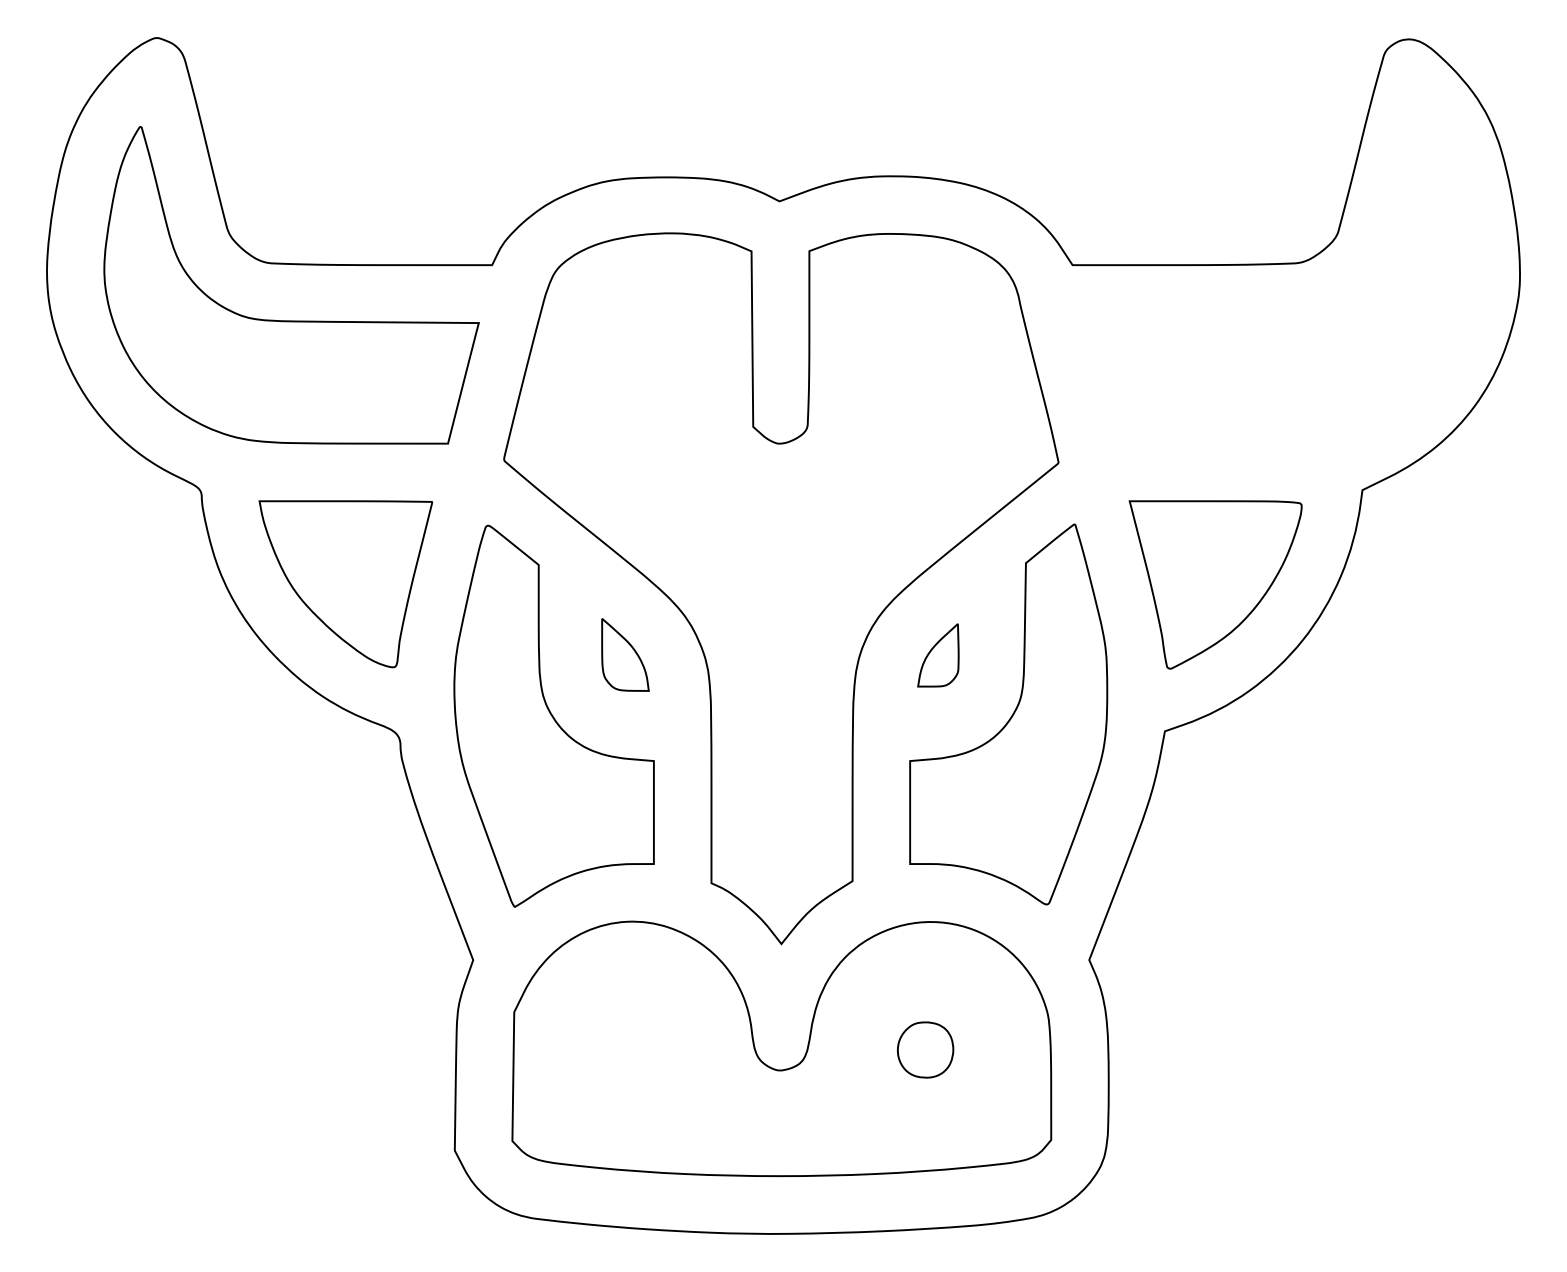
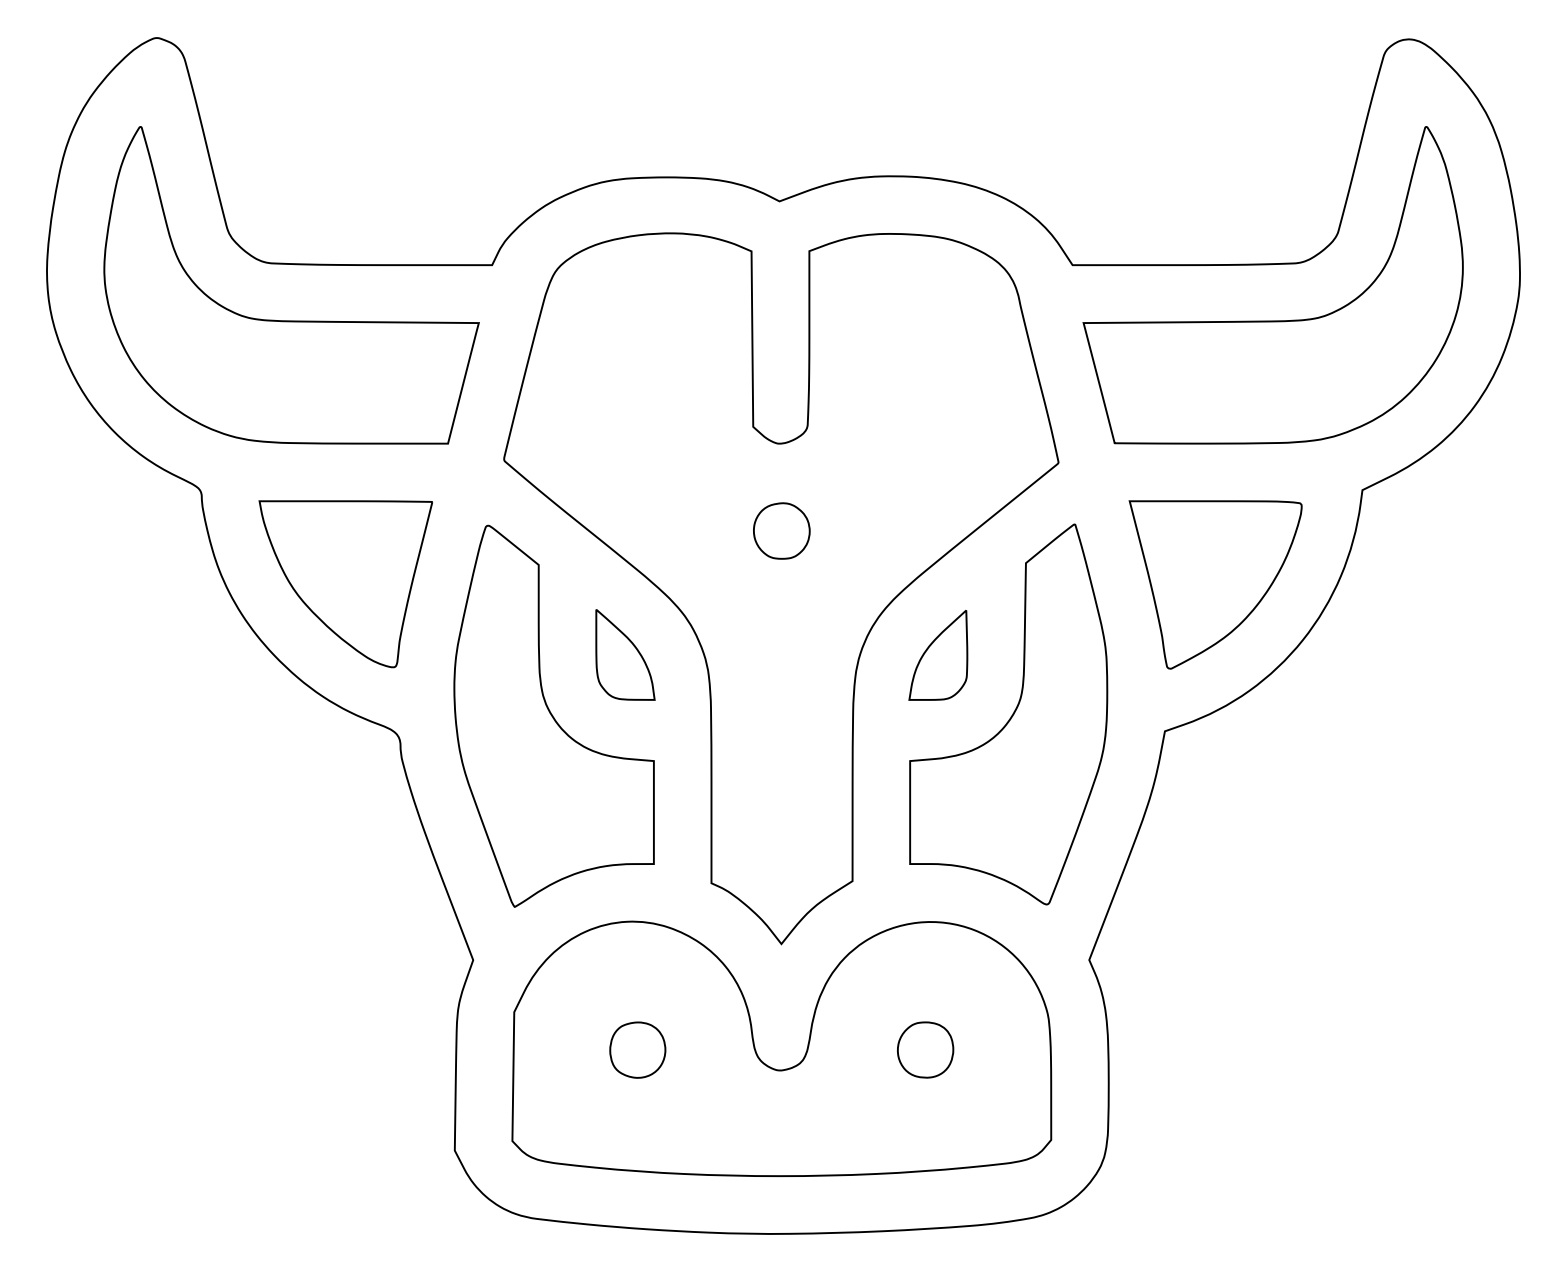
part: none -> present (1272, 320)
part: none -> present (781, 530)
part size: 49x74 px -> 61x92 px (625, 654)
part size: 43x65 px -> 61x91 px (938, 655)
part: none -> present (637, 1049)
